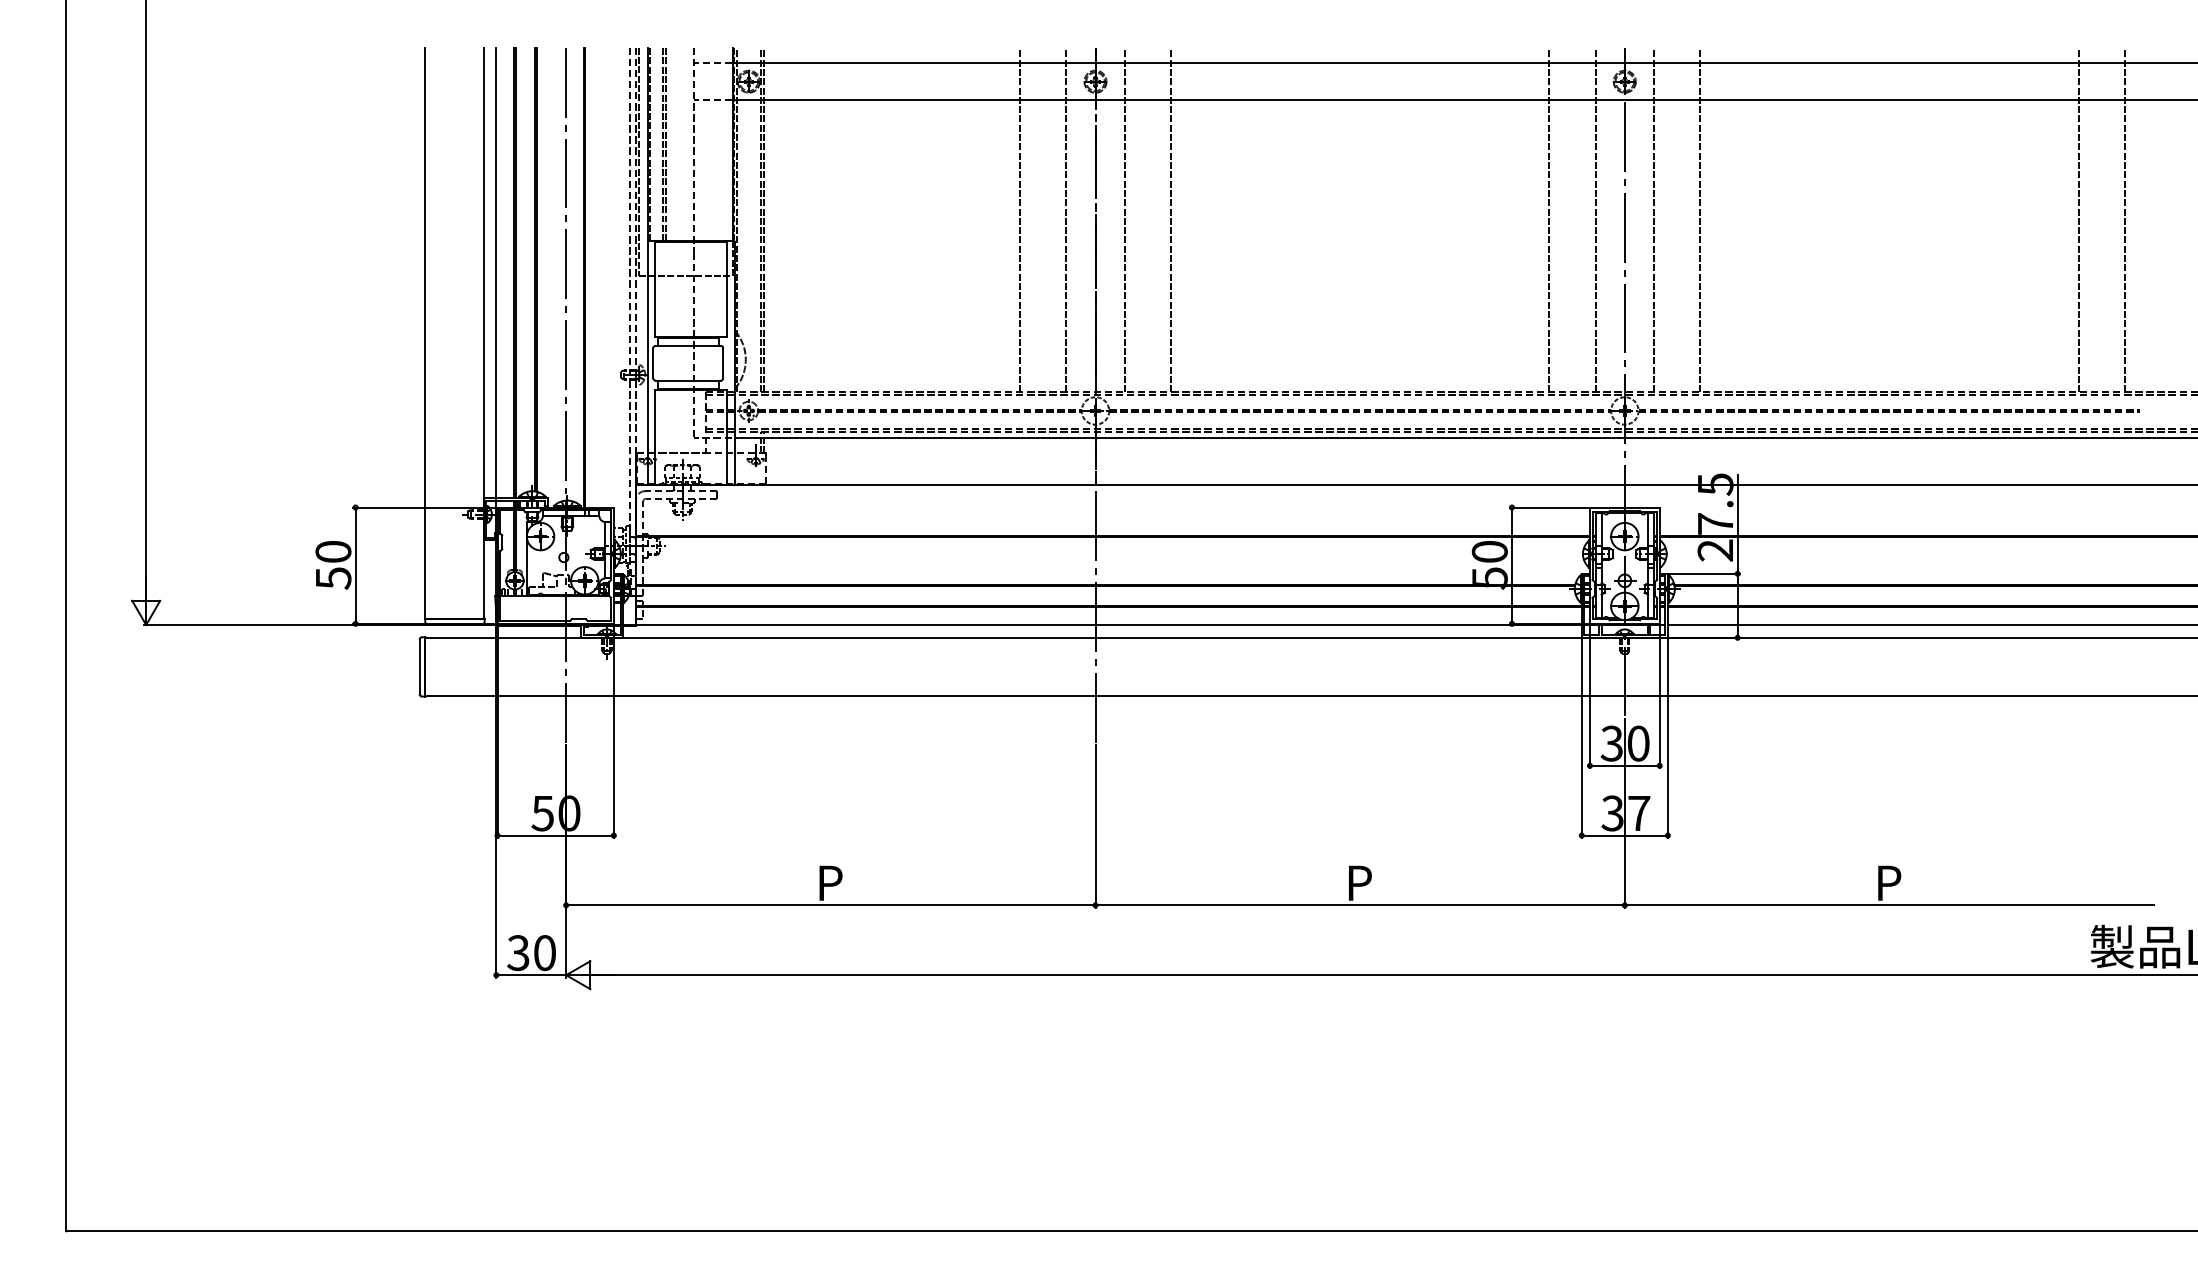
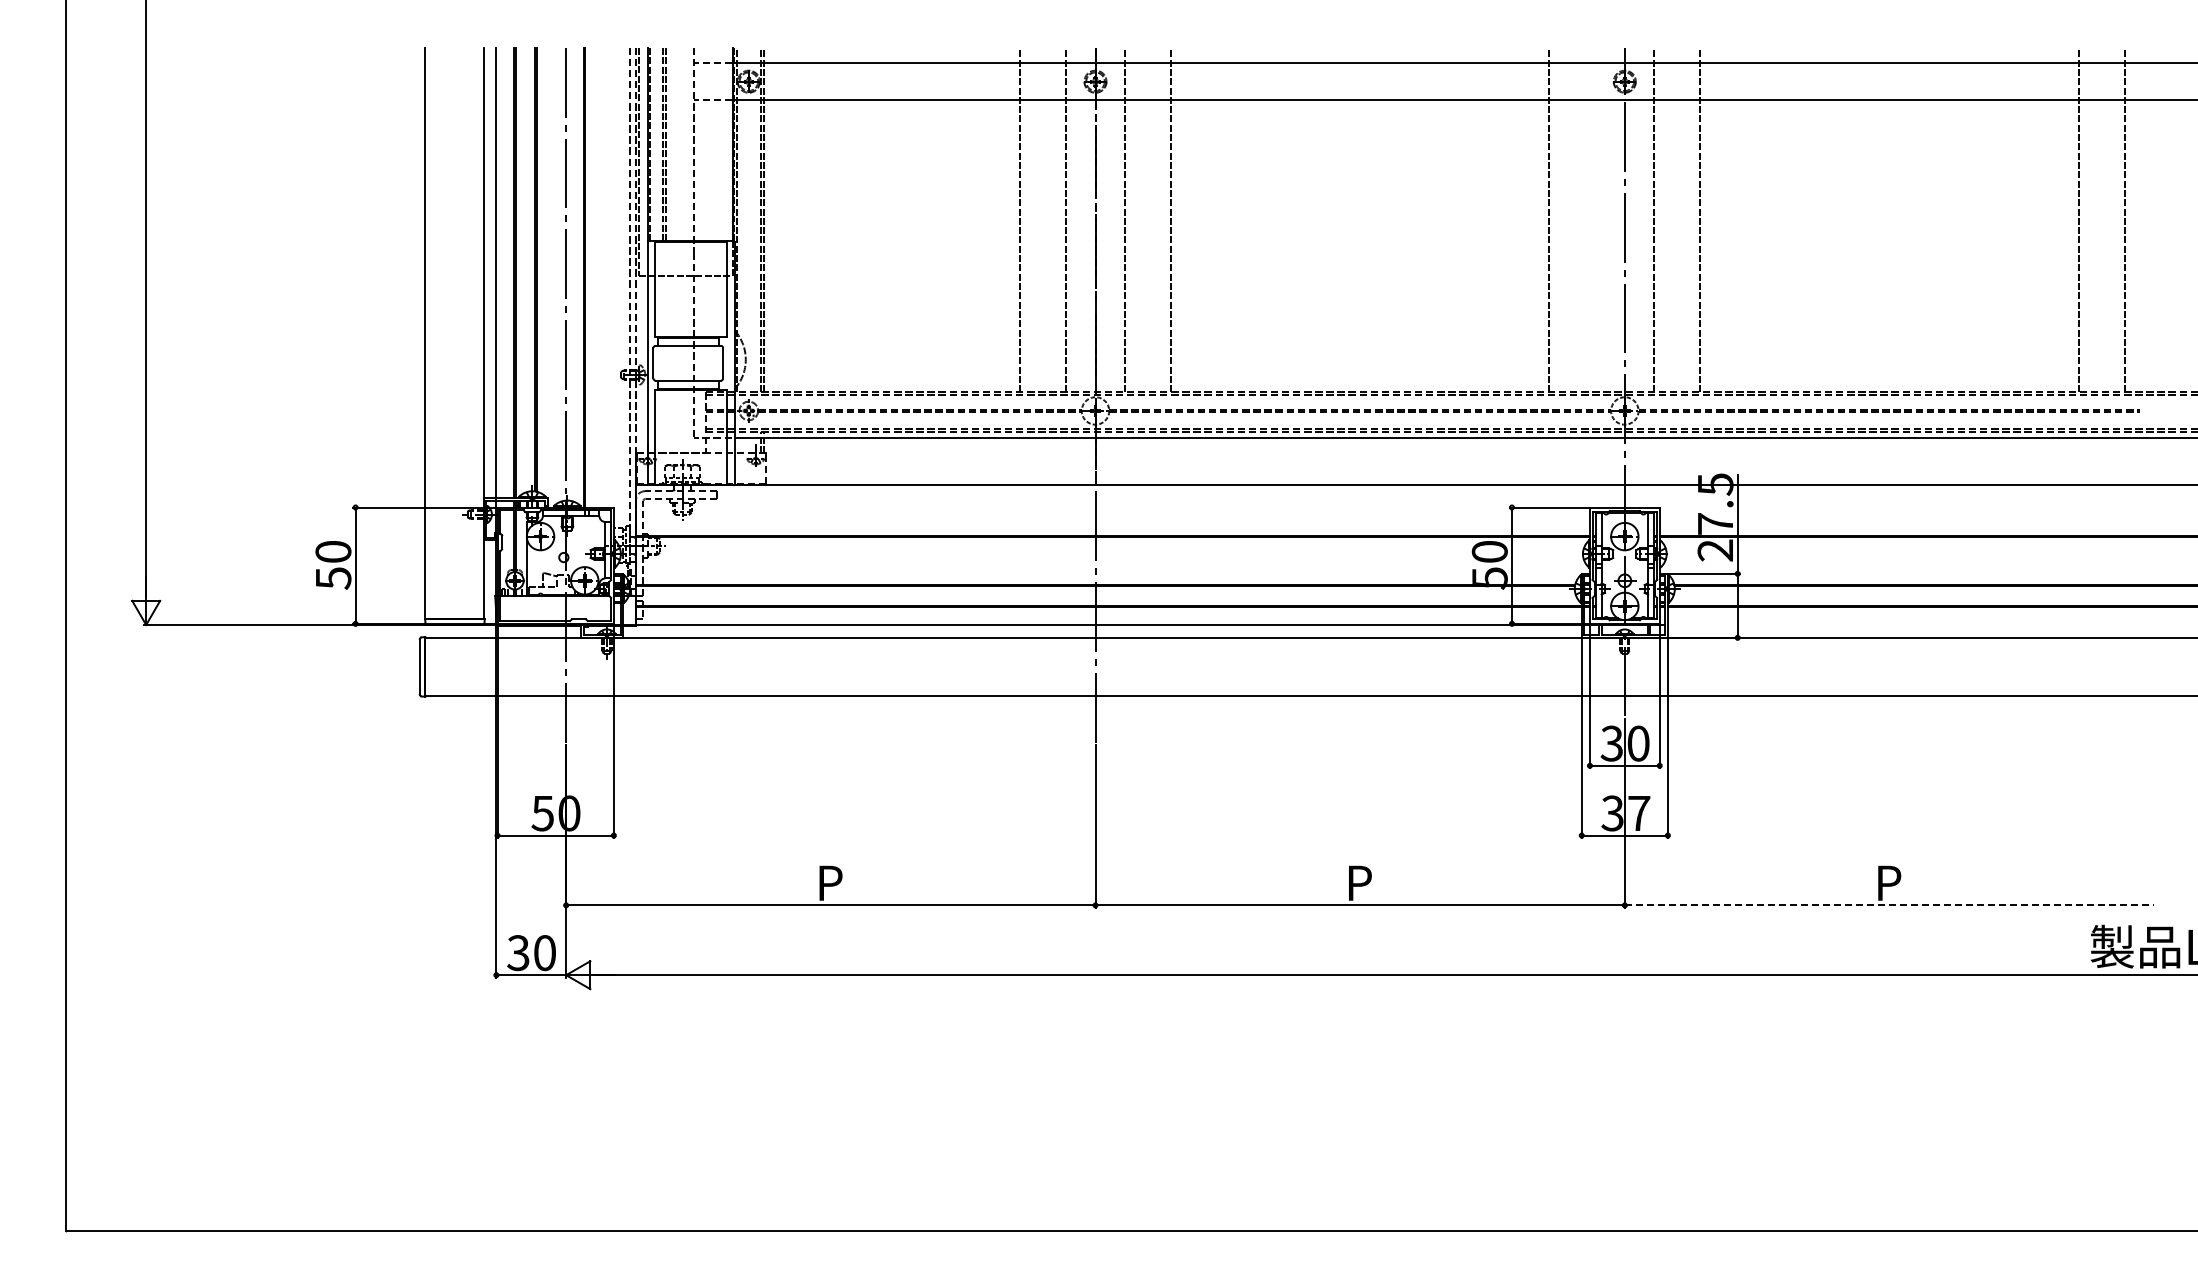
line: present -> none (1595, 219)
line: present -> none (1930, 625)
line: solid -> dashed (1889, 905)
